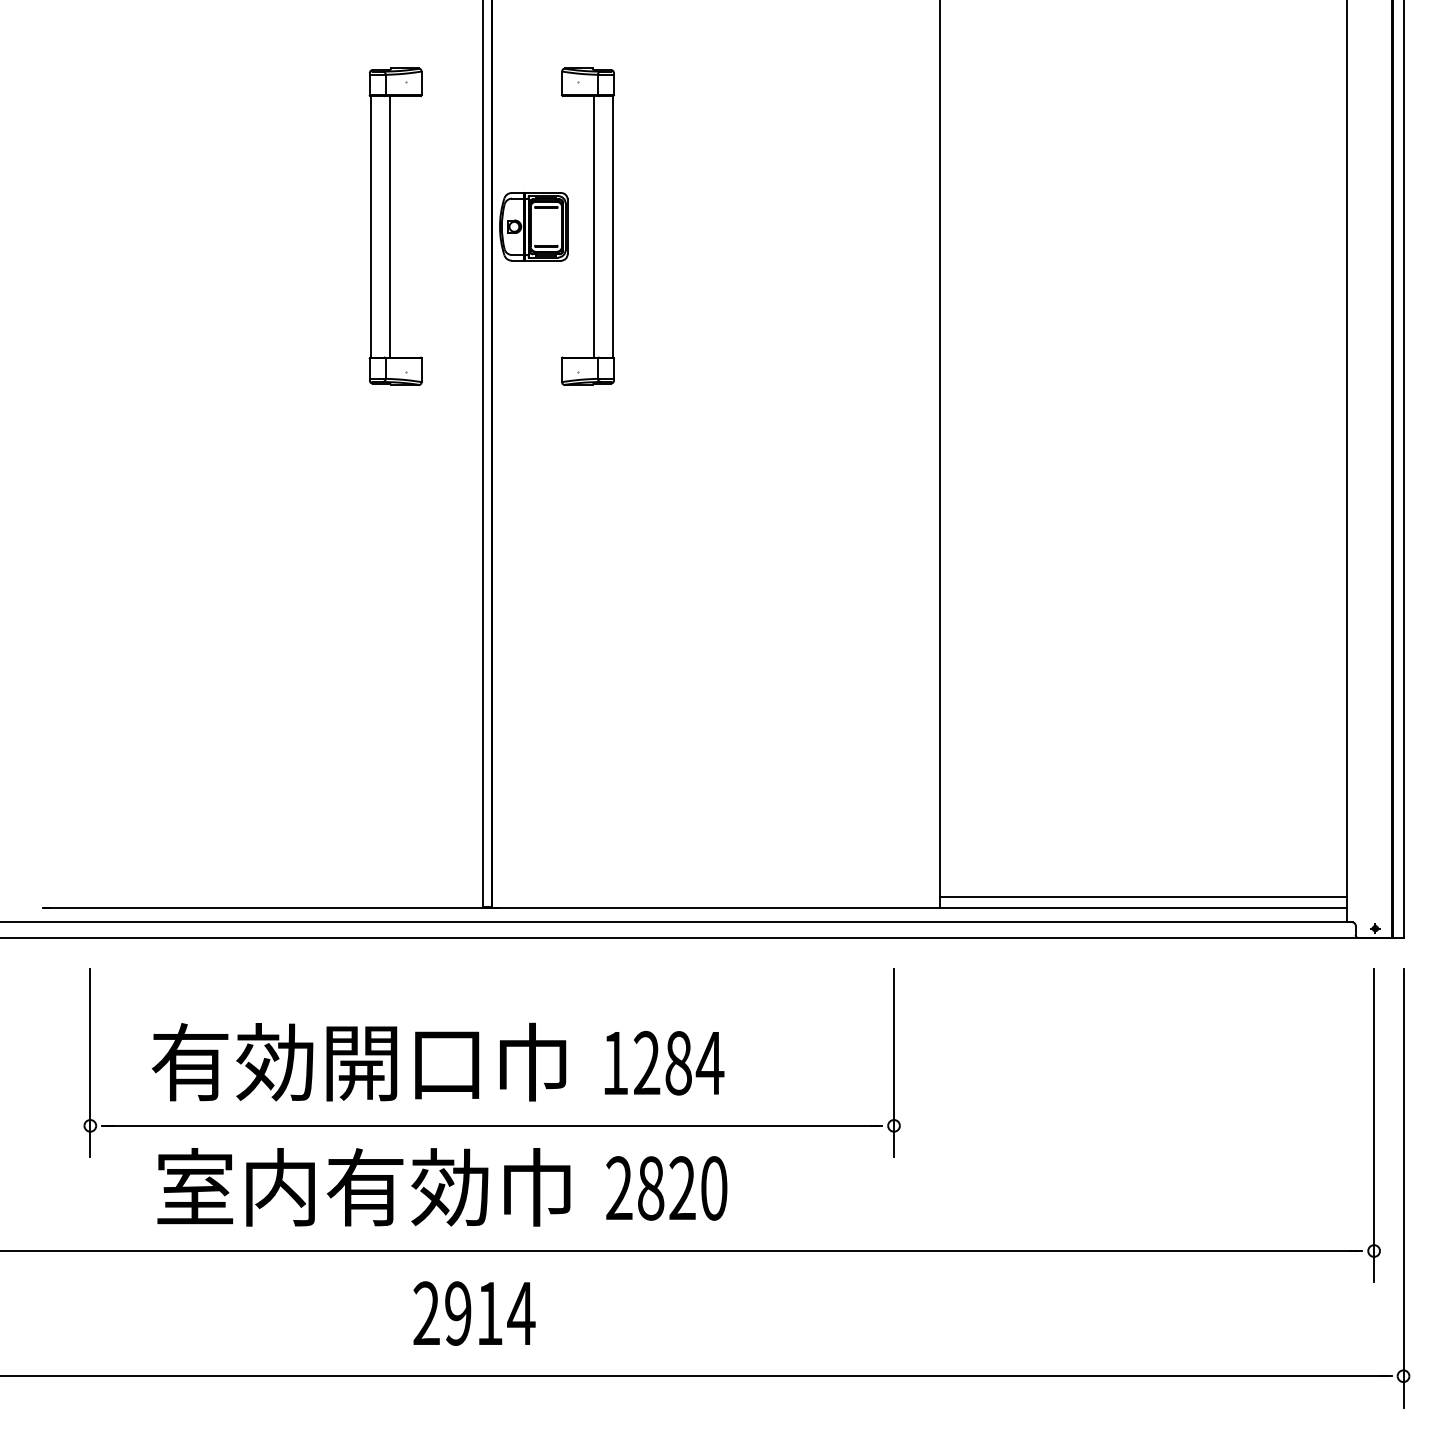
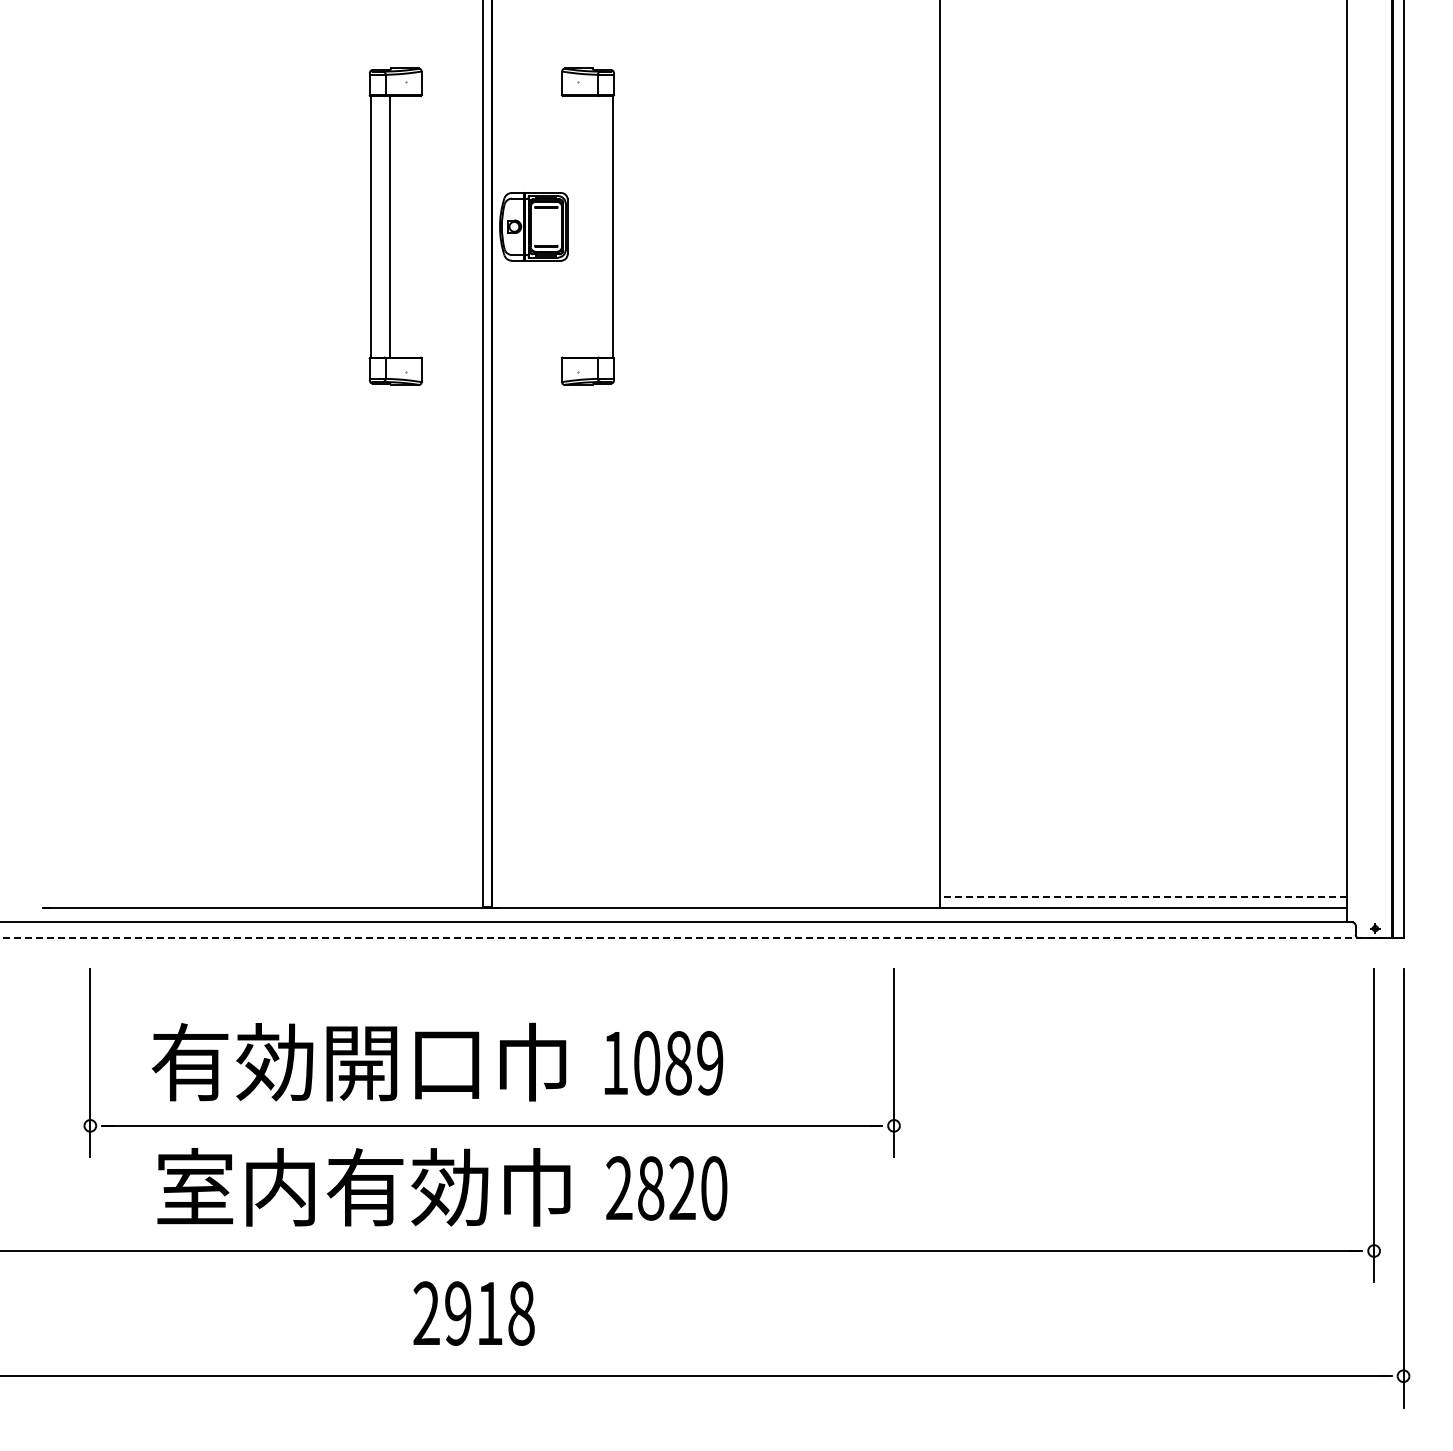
line: present -> none (594, 226)
line: solid -> dashed (1143, 897)
line: solid -> dashed (698, 938)
text: 1284 -> 1089 (679, 1062)
text: 2914 -> 2918 (521, 1313)
